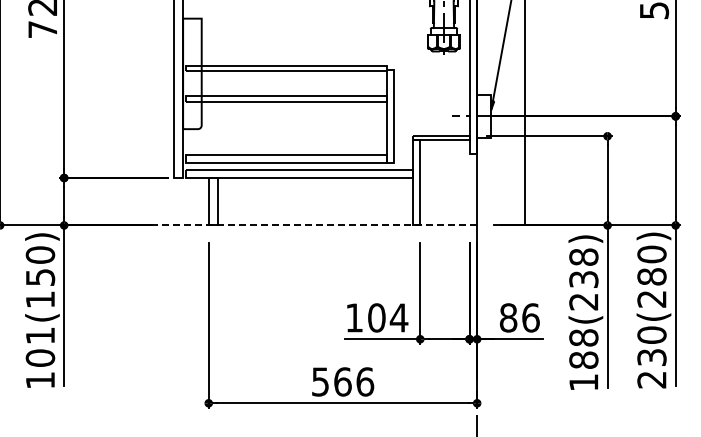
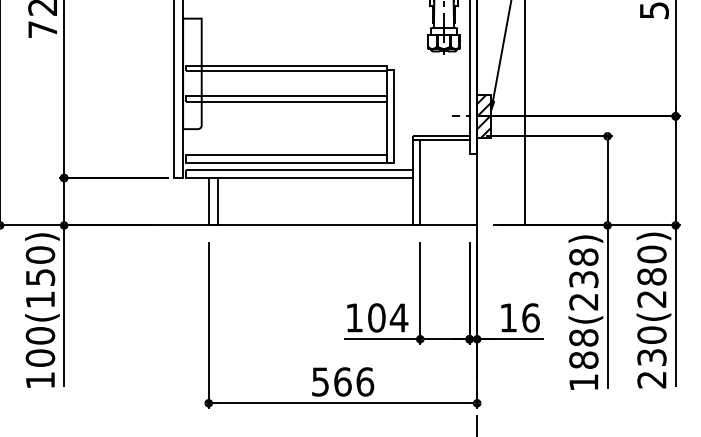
hatch: none -> present (484, 116)
line: dashed -> solid (294, 225)
text: 86 -> 16 (508, 317)
text: 101(150) -> 100(150) (40, 335)
